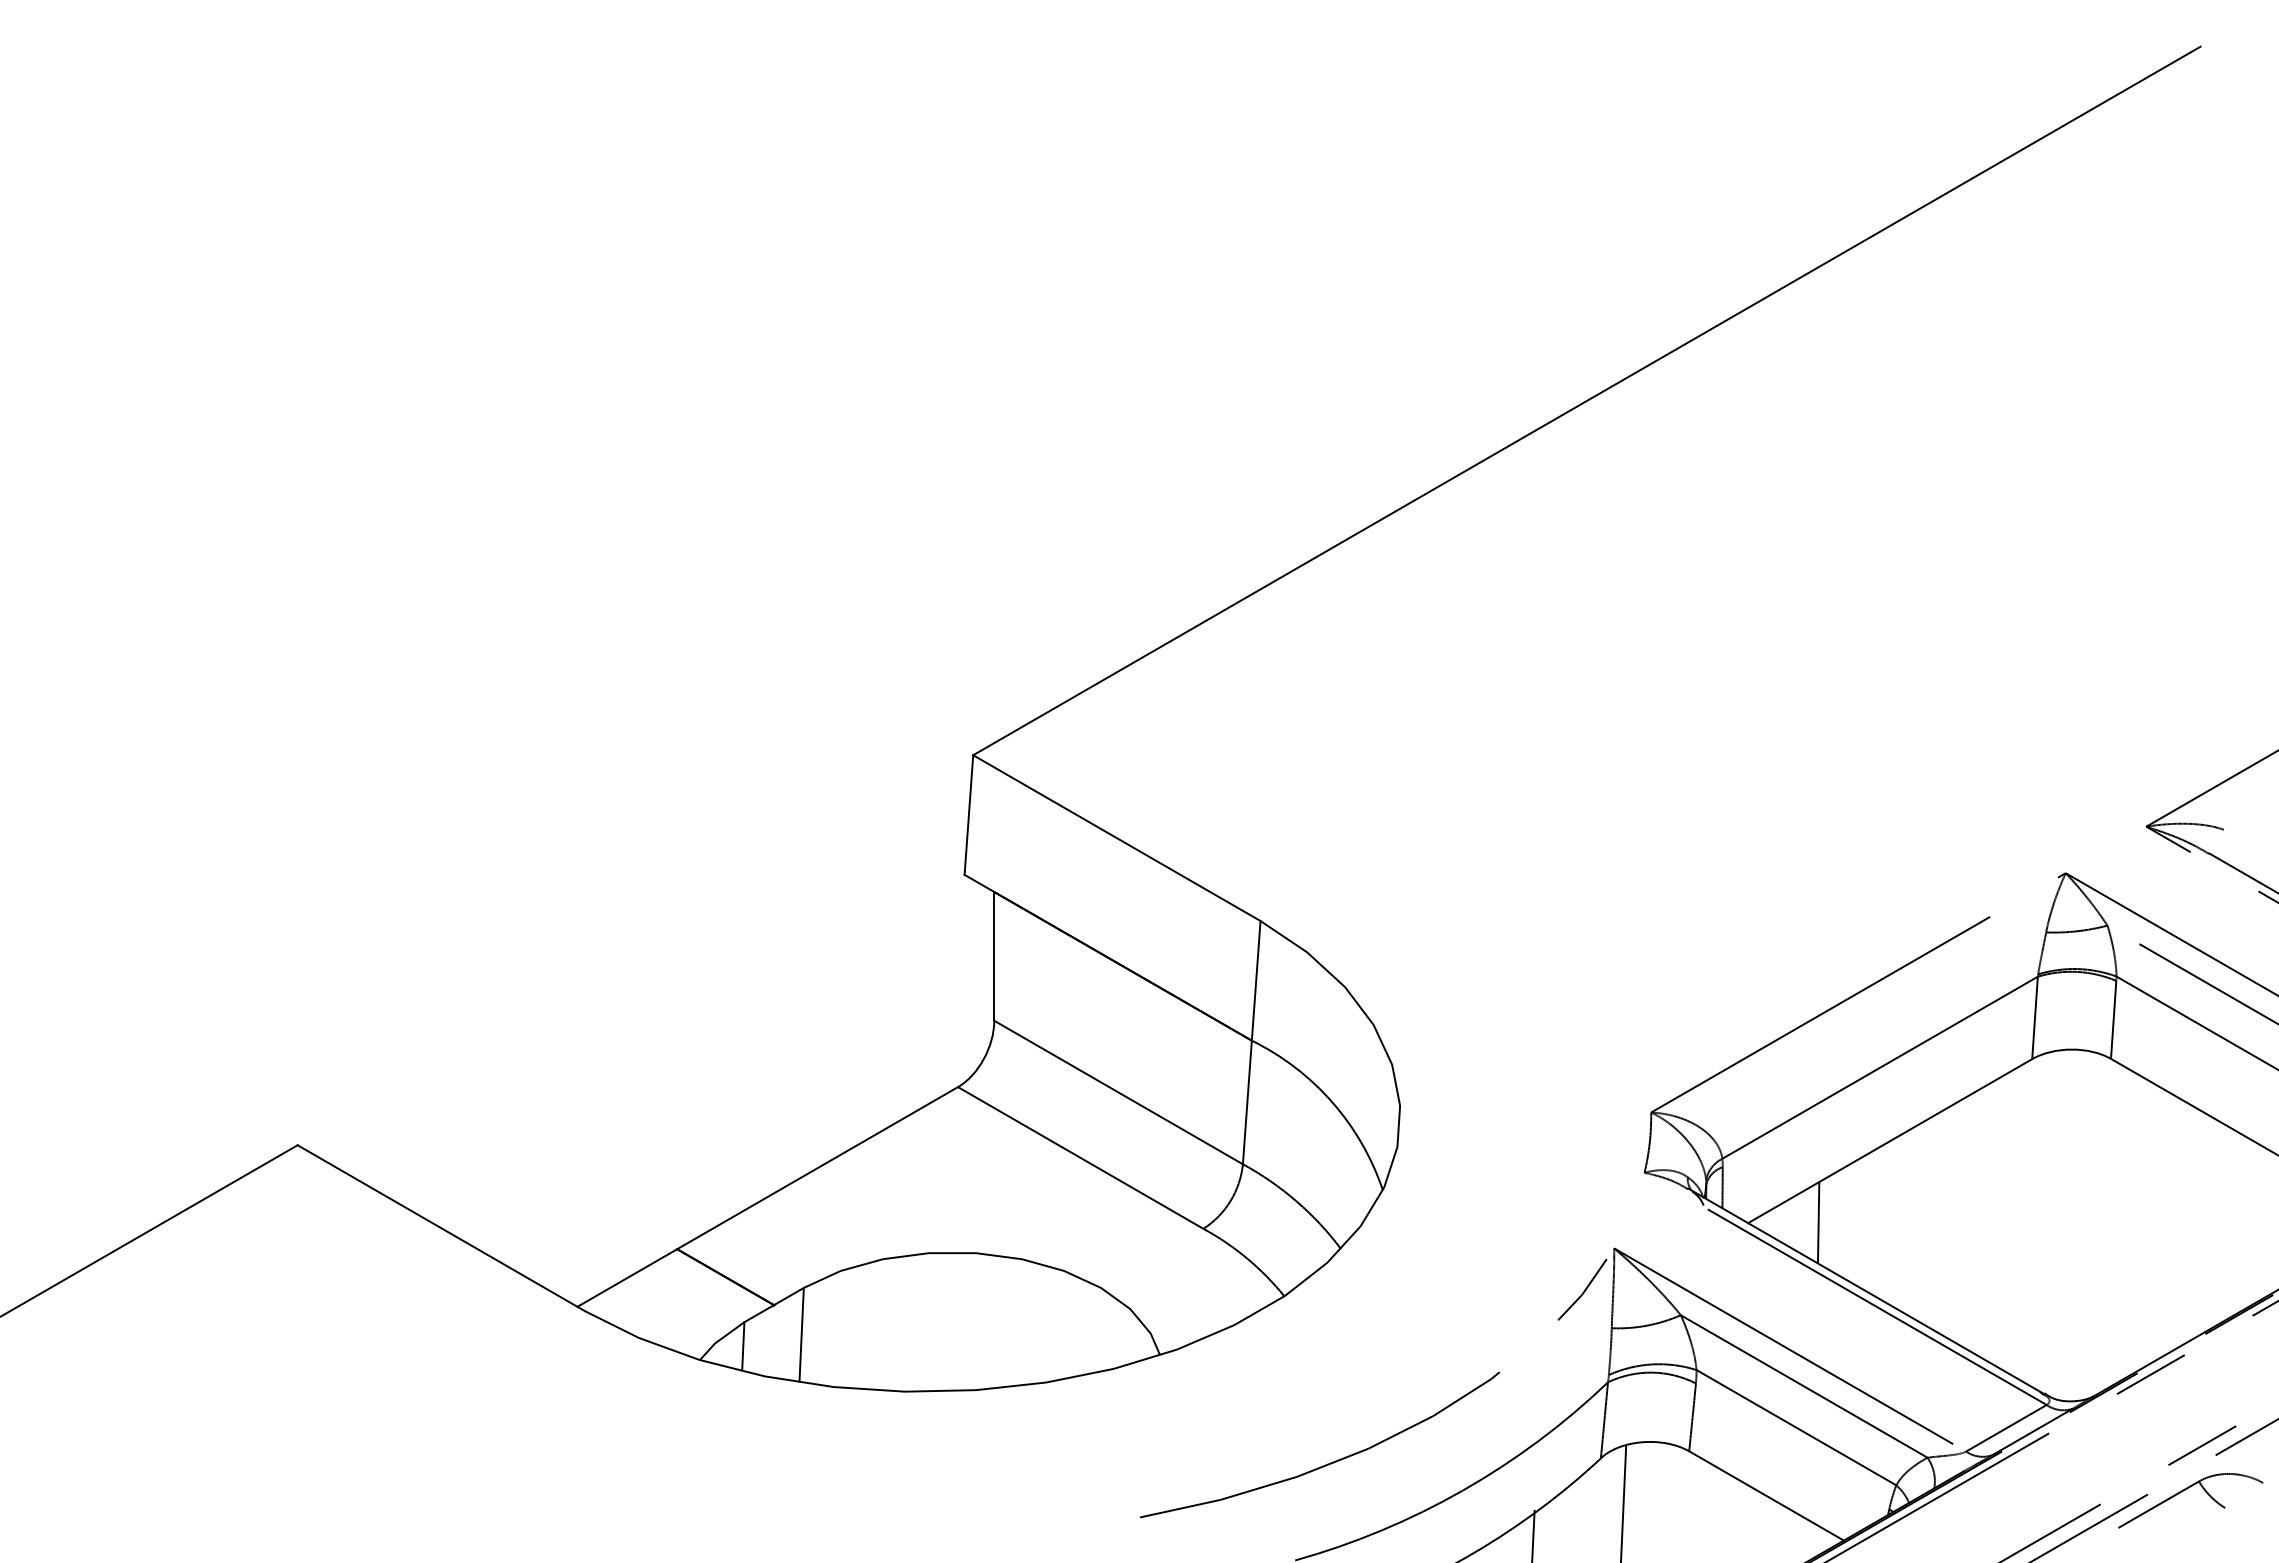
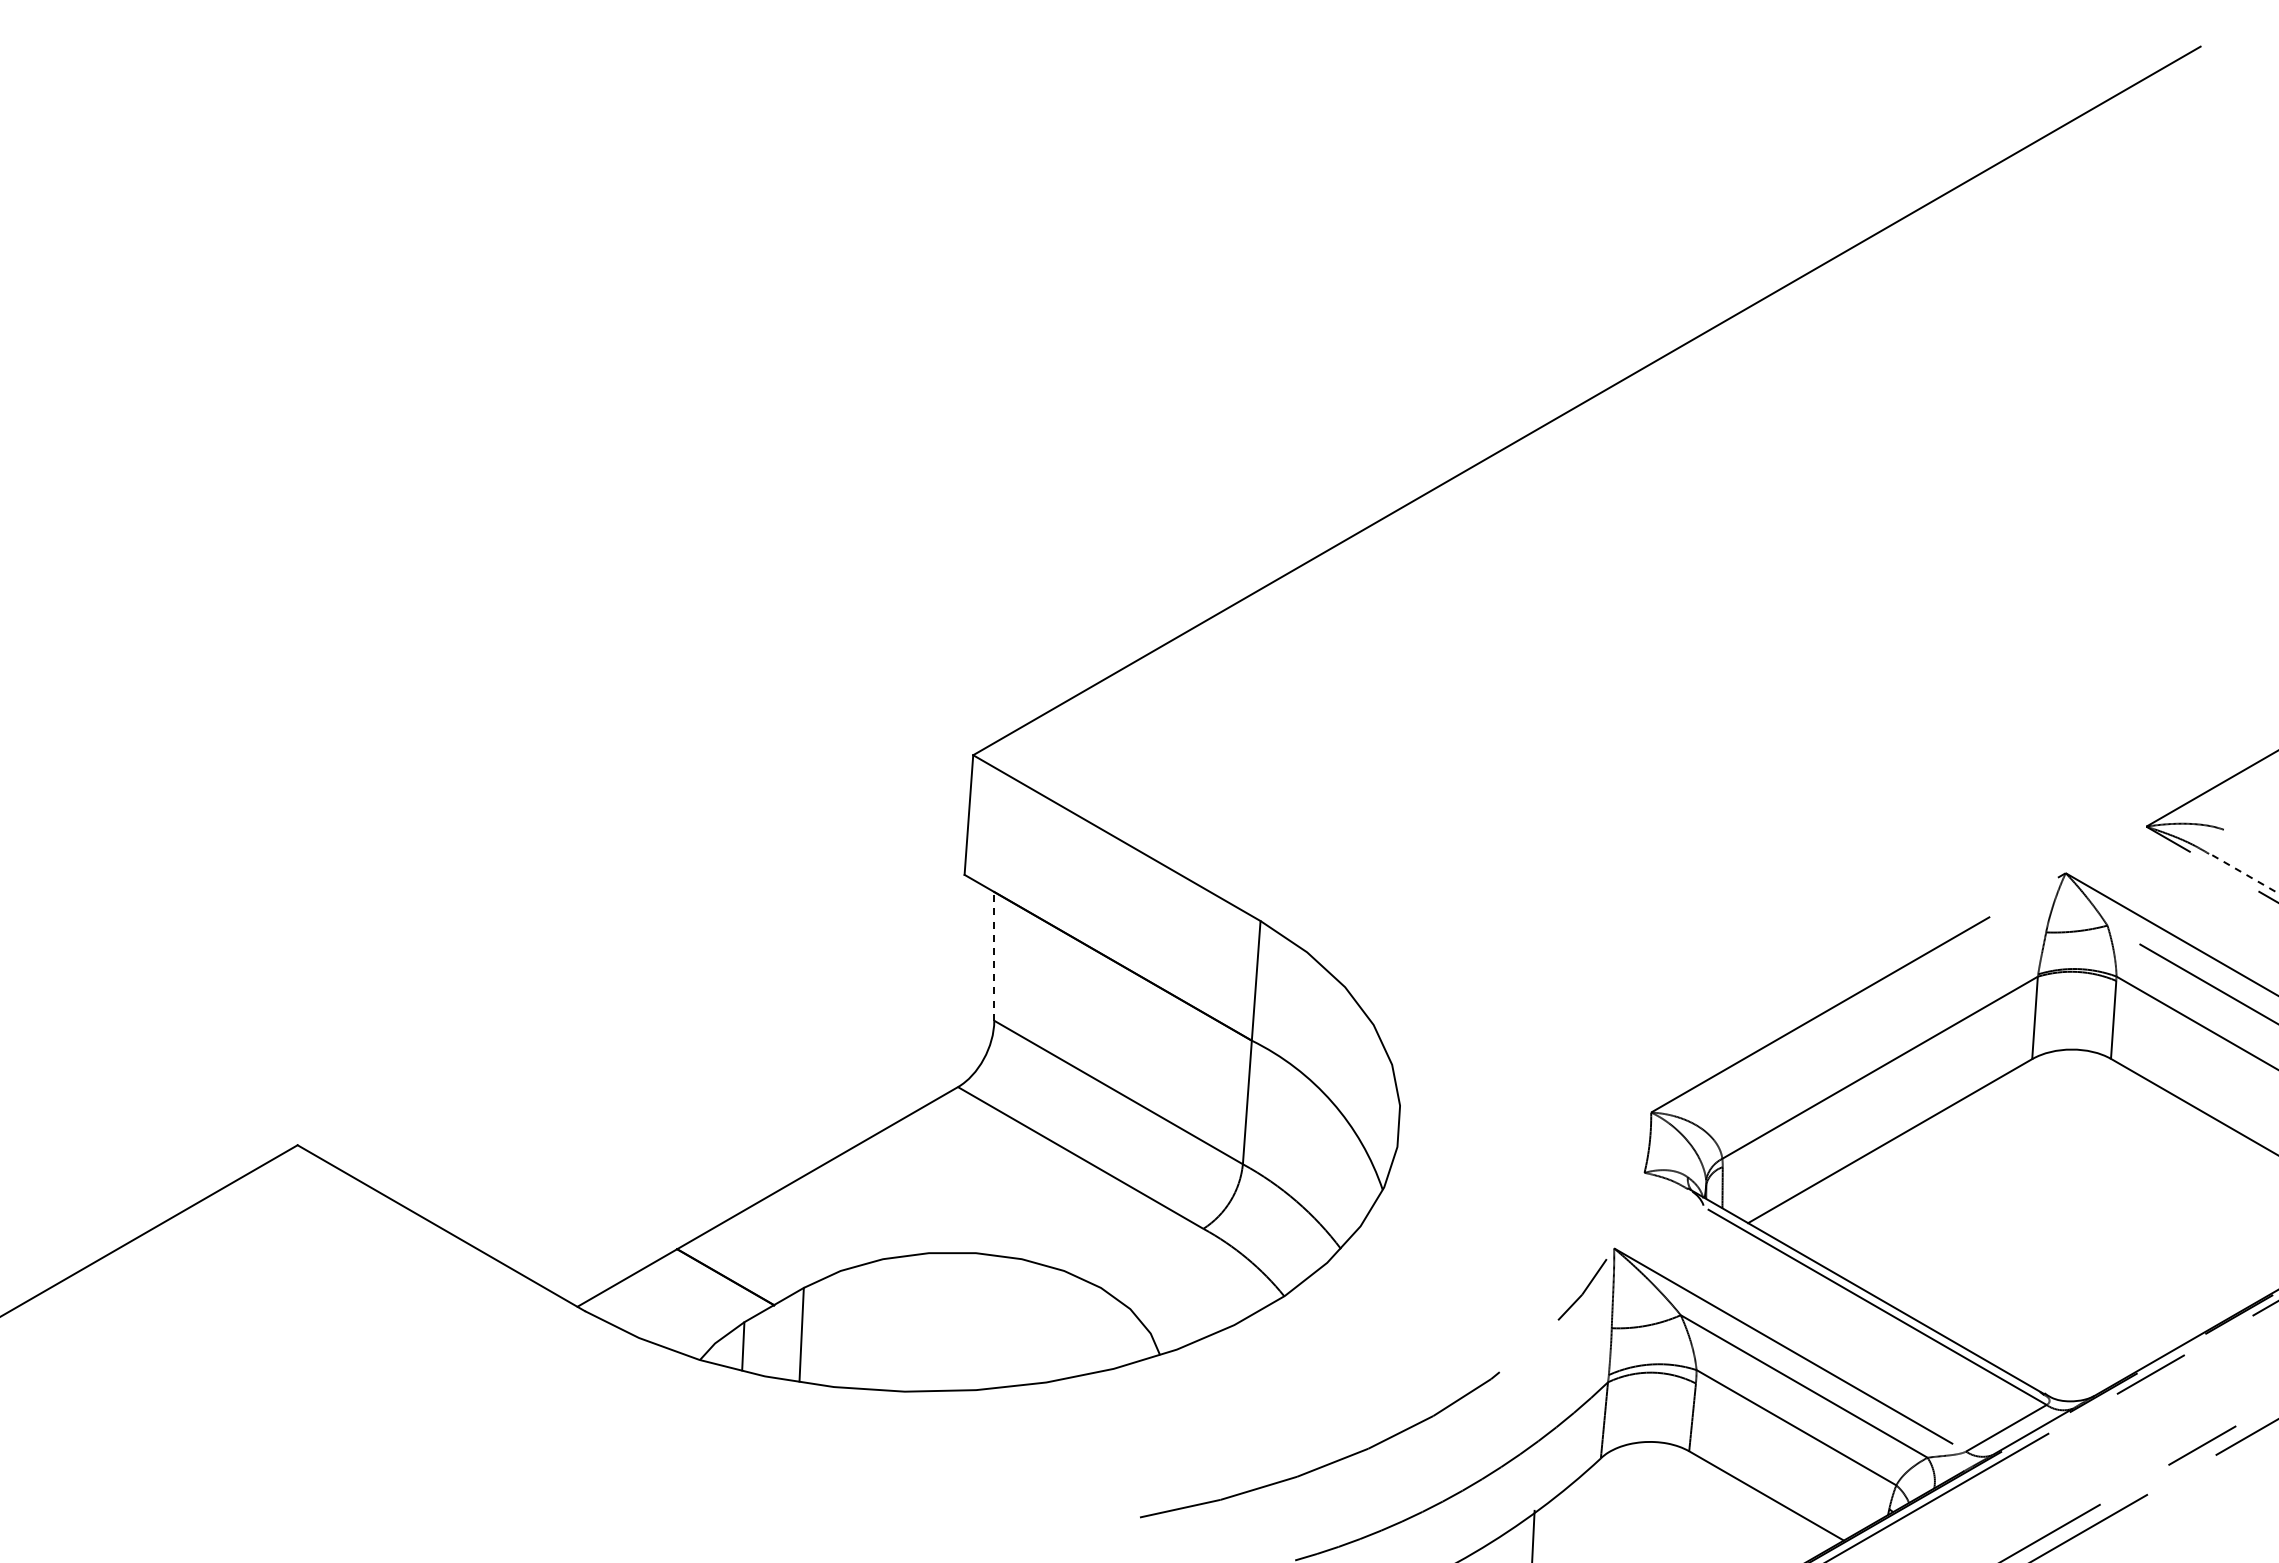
line: solid -> dashed (2243, 873)
line: solid -> dashed (994, 955)
line: present -> none (1818, 1222)
part: present -> none (2185, 1490)
line: present -> none (1623, 1502)
